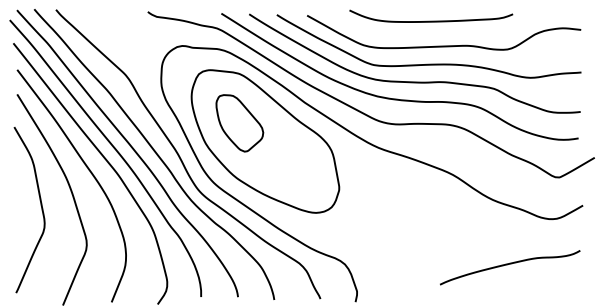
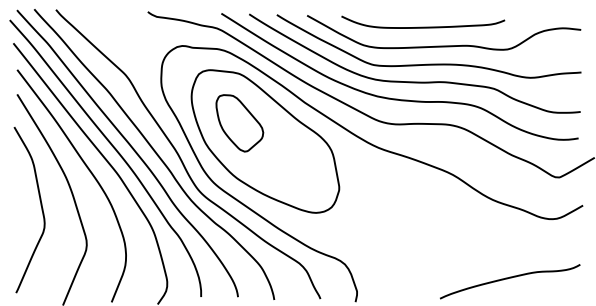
curve position: (431, 20) -> (423, 26) (423, 26)
curve position: (510, 264) -> (510, 278) (510, 278)
